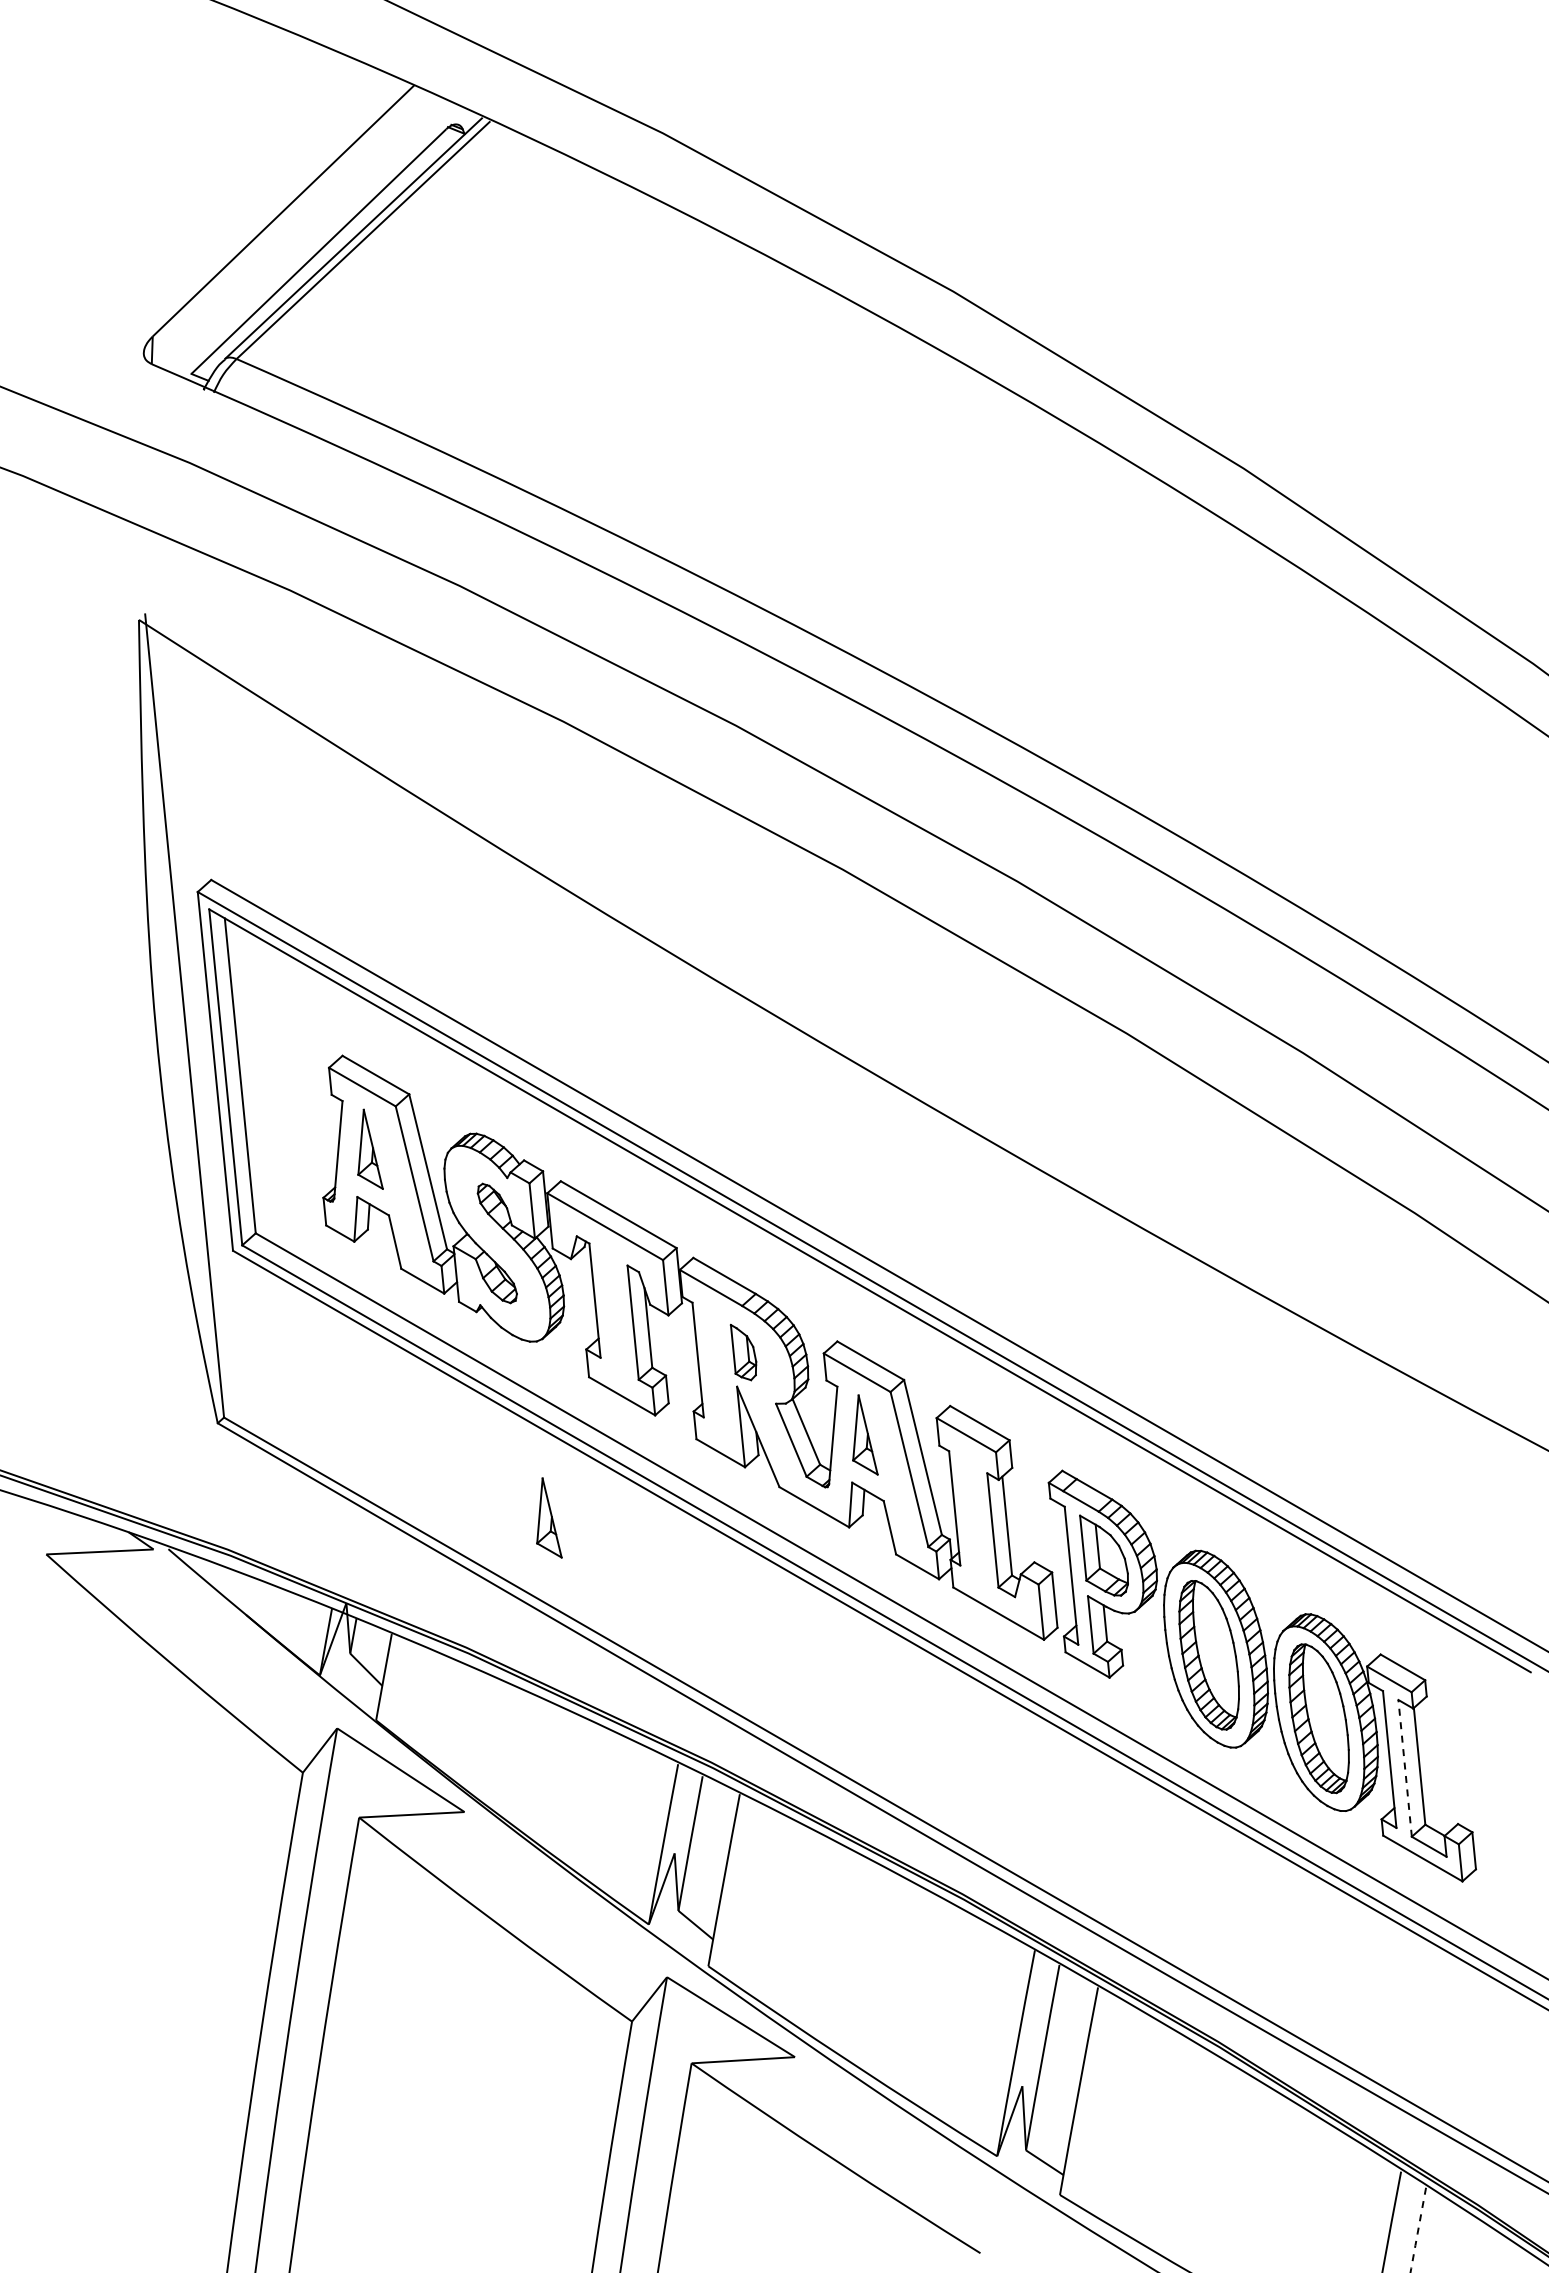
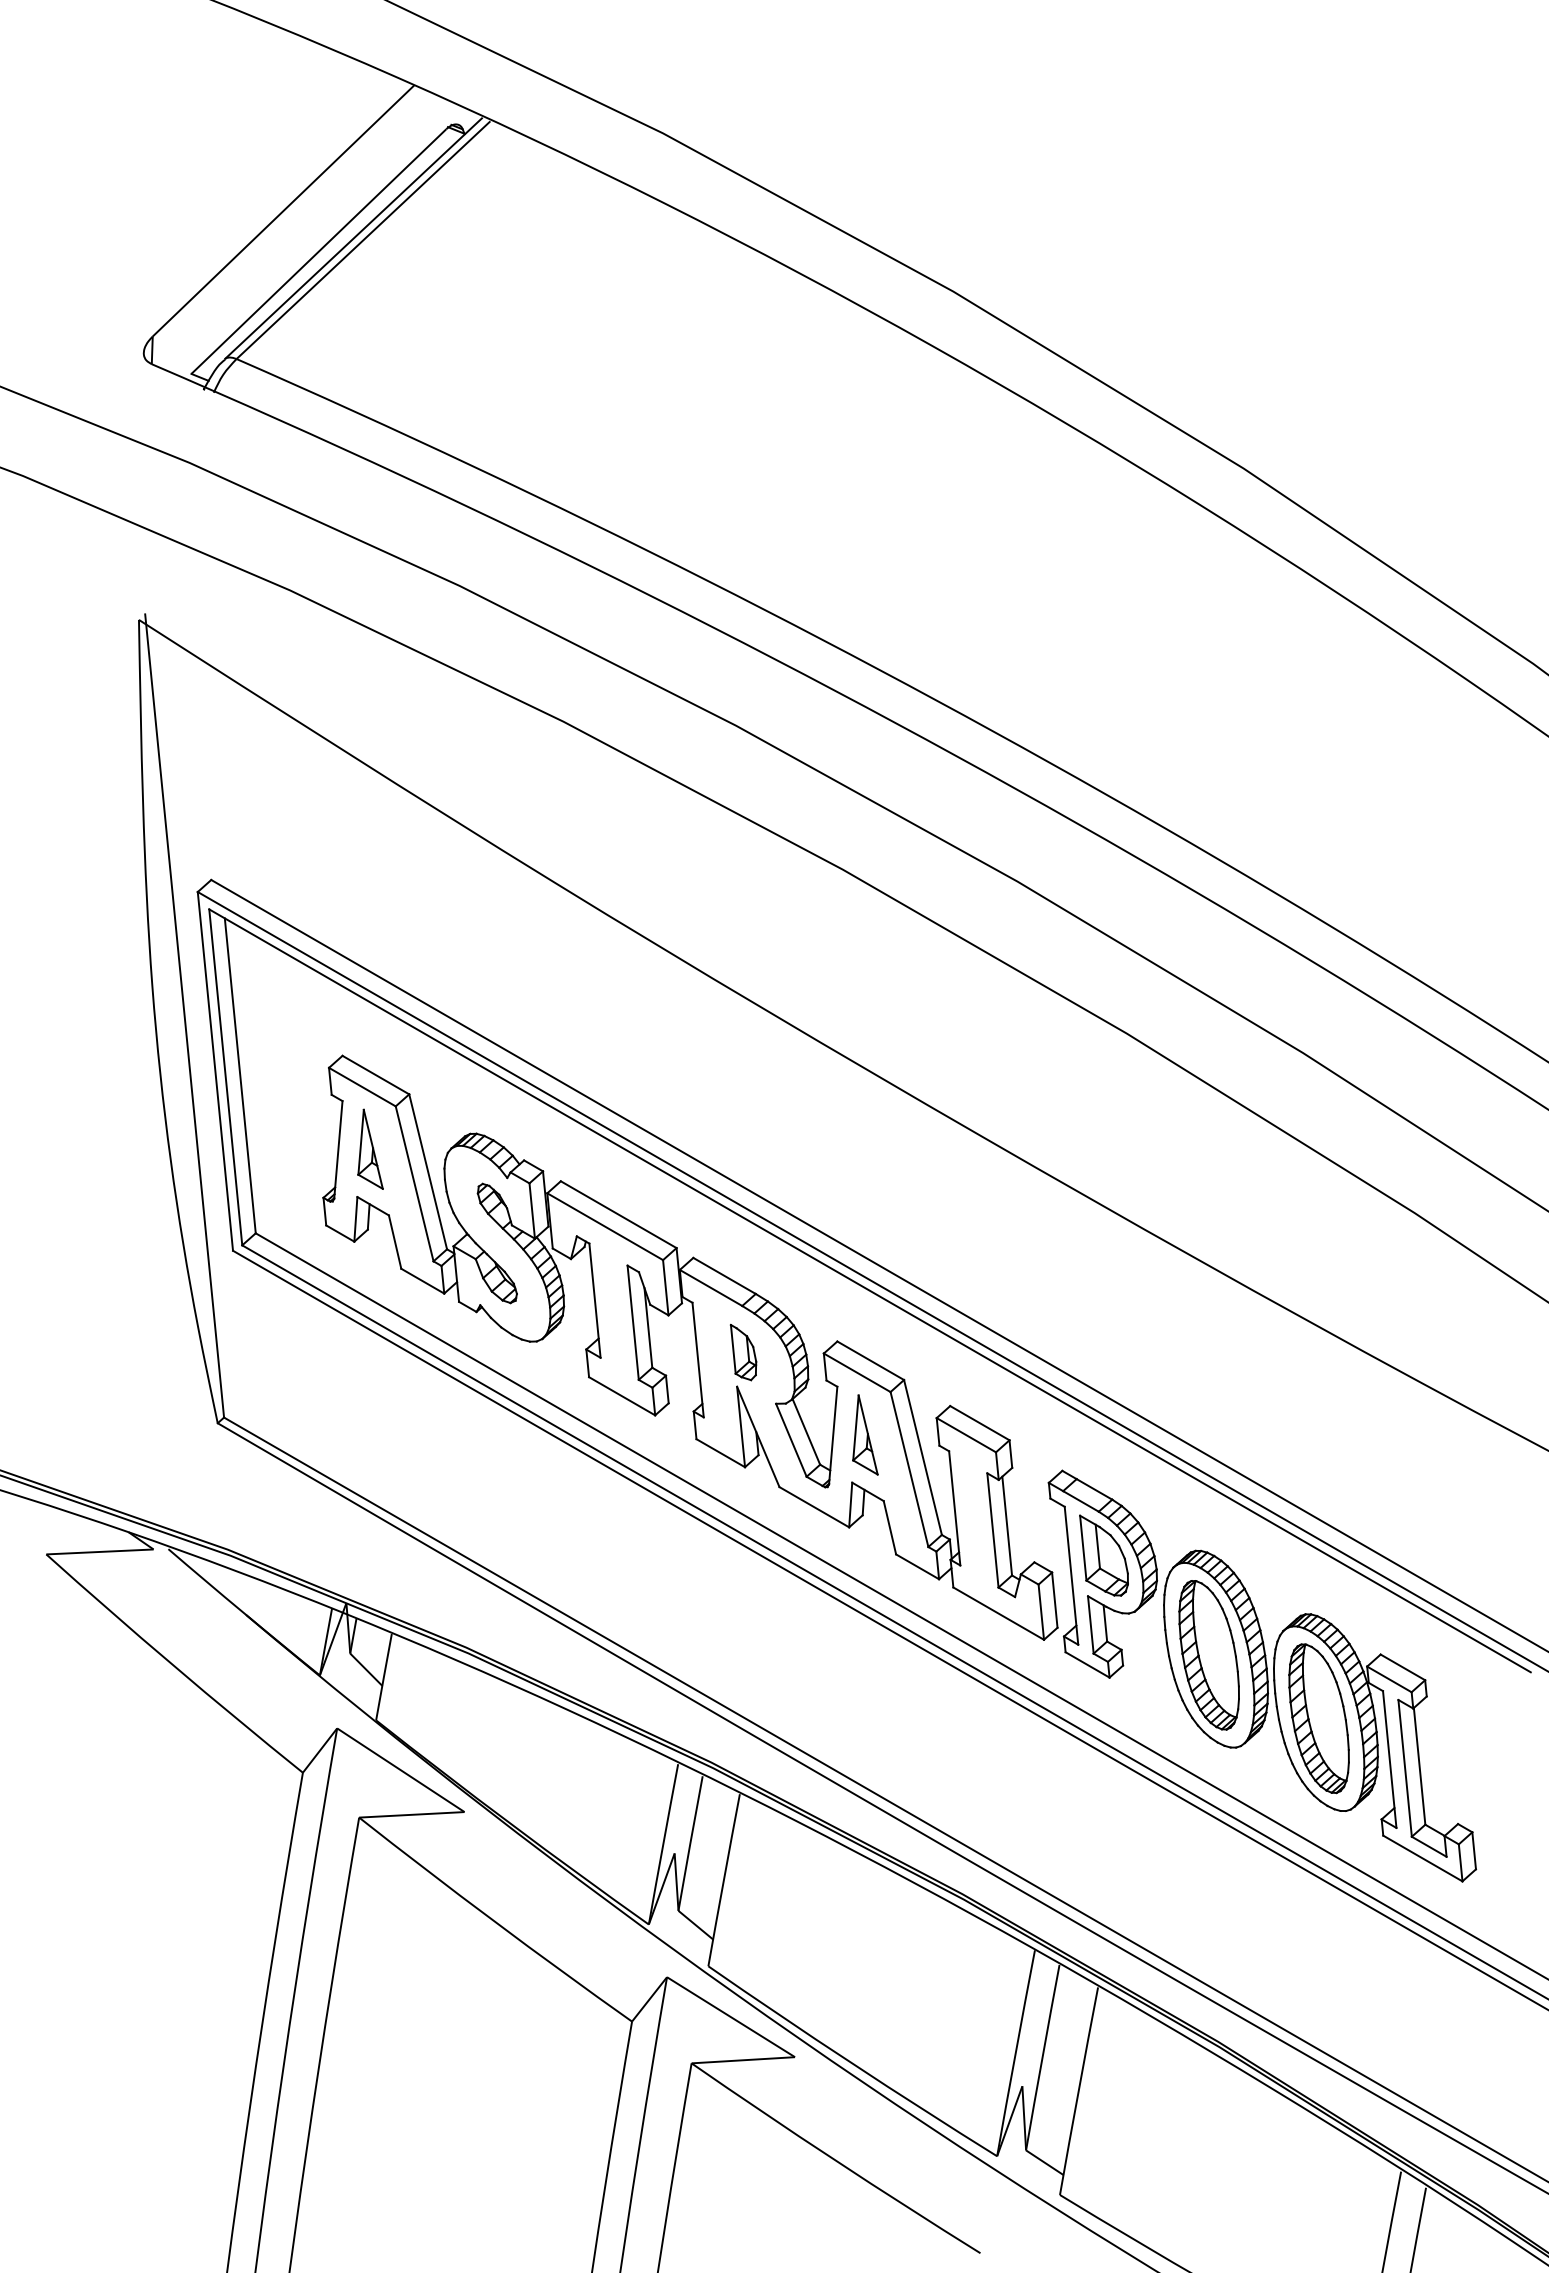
part: present -> none (549, 1517)
line: dashed -> solid (1405, 1768)
arc: dashed -> solid (1418, 2230)
